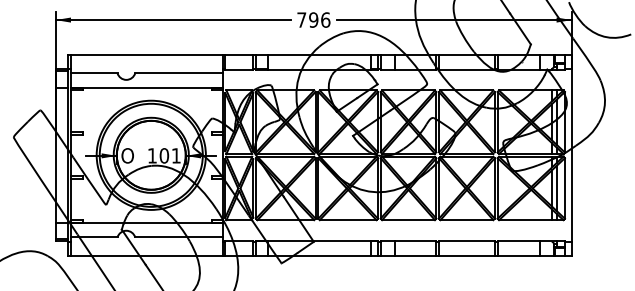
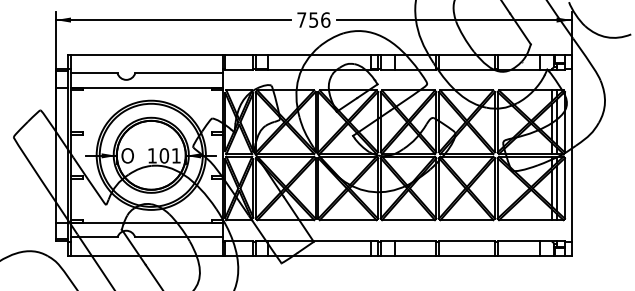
text: 796 -> 756 (313, 19)
